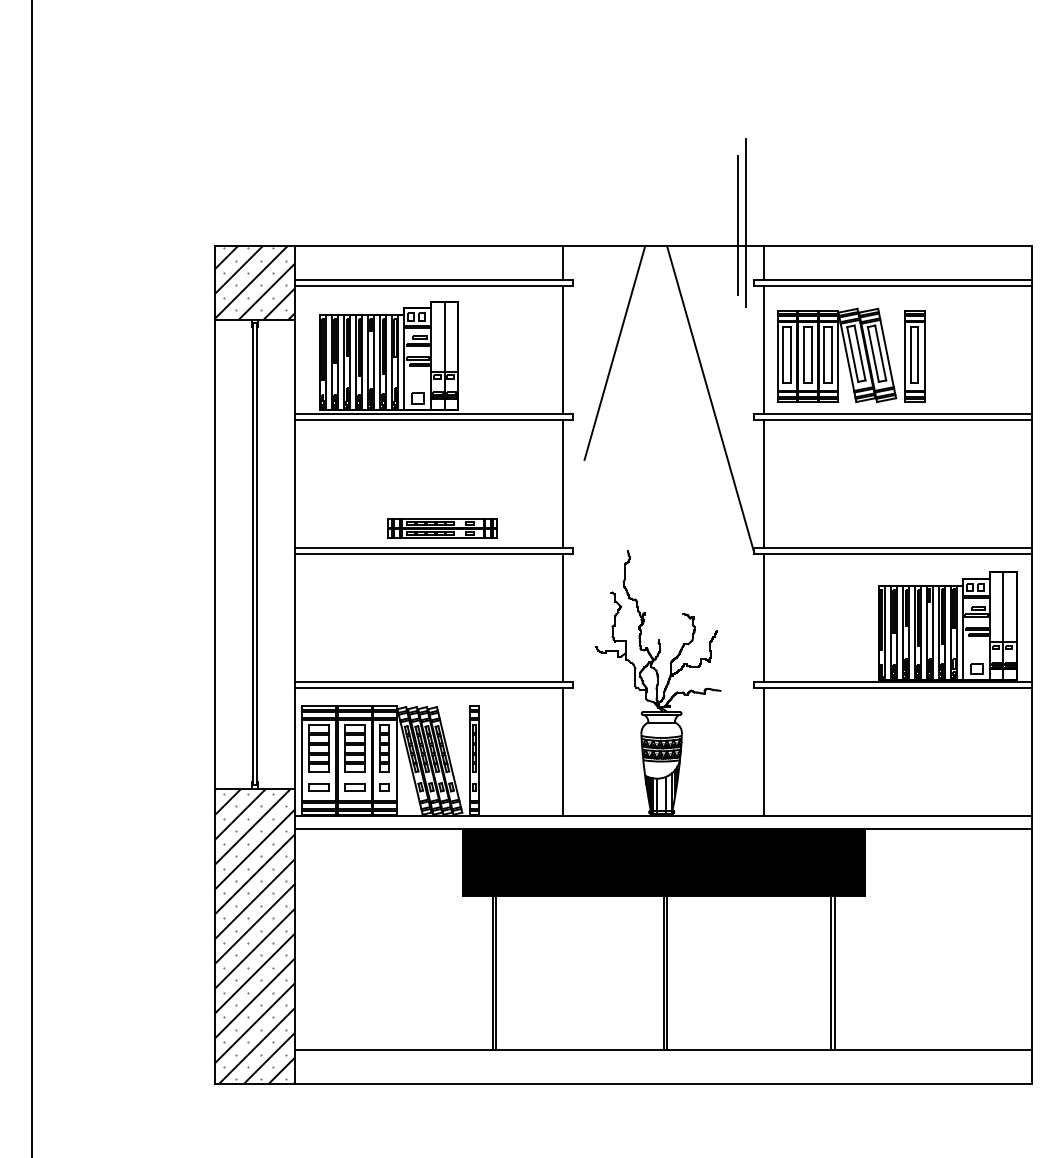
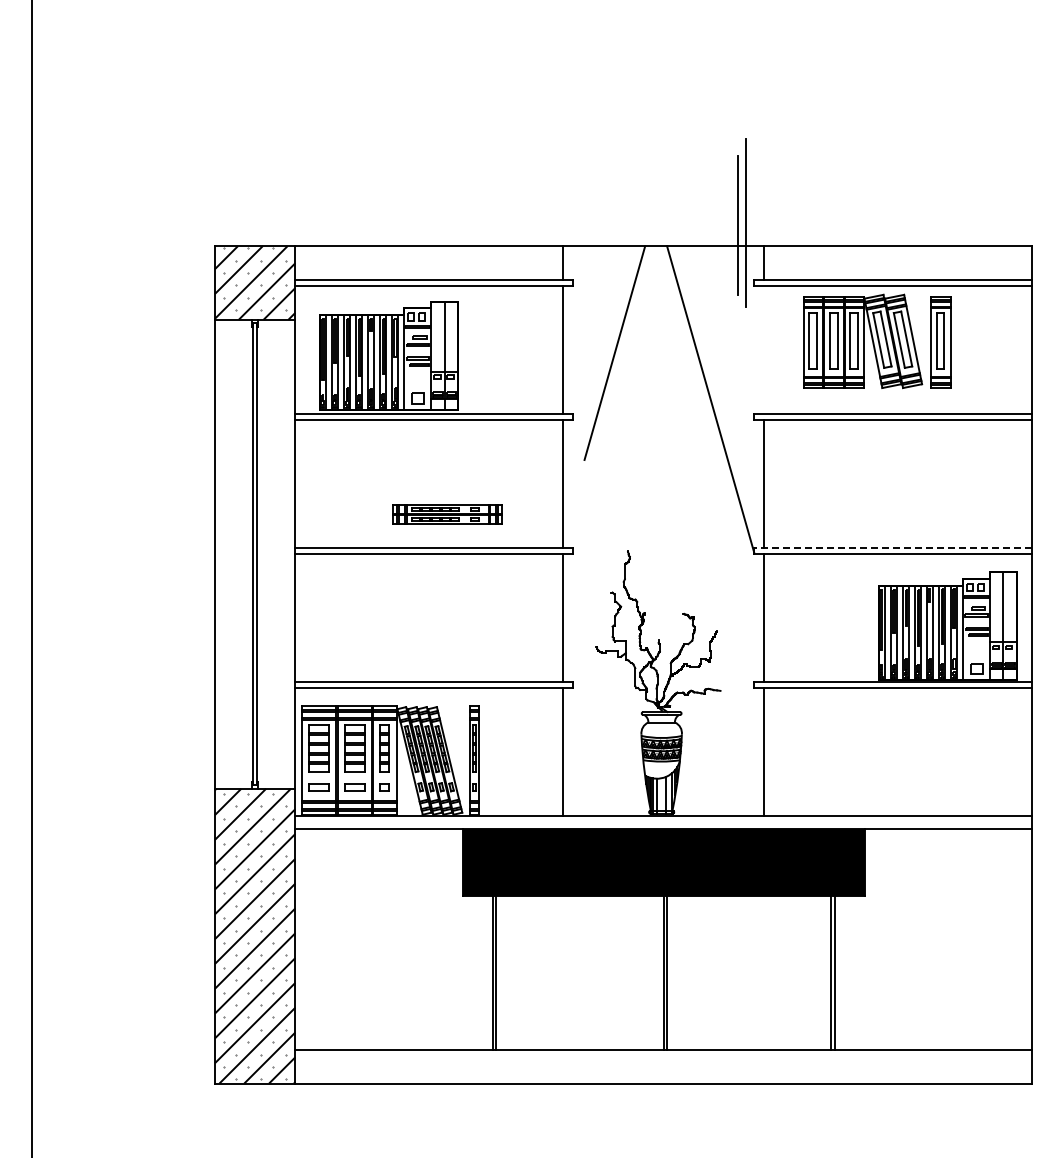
line: present -> none (764, 349)
part position: (851, 355) -> (877, 341) (877, 341)
part position: (442, 528) -> (447, 514) (447, 514)
line: solid -> dashed (893, 547)
